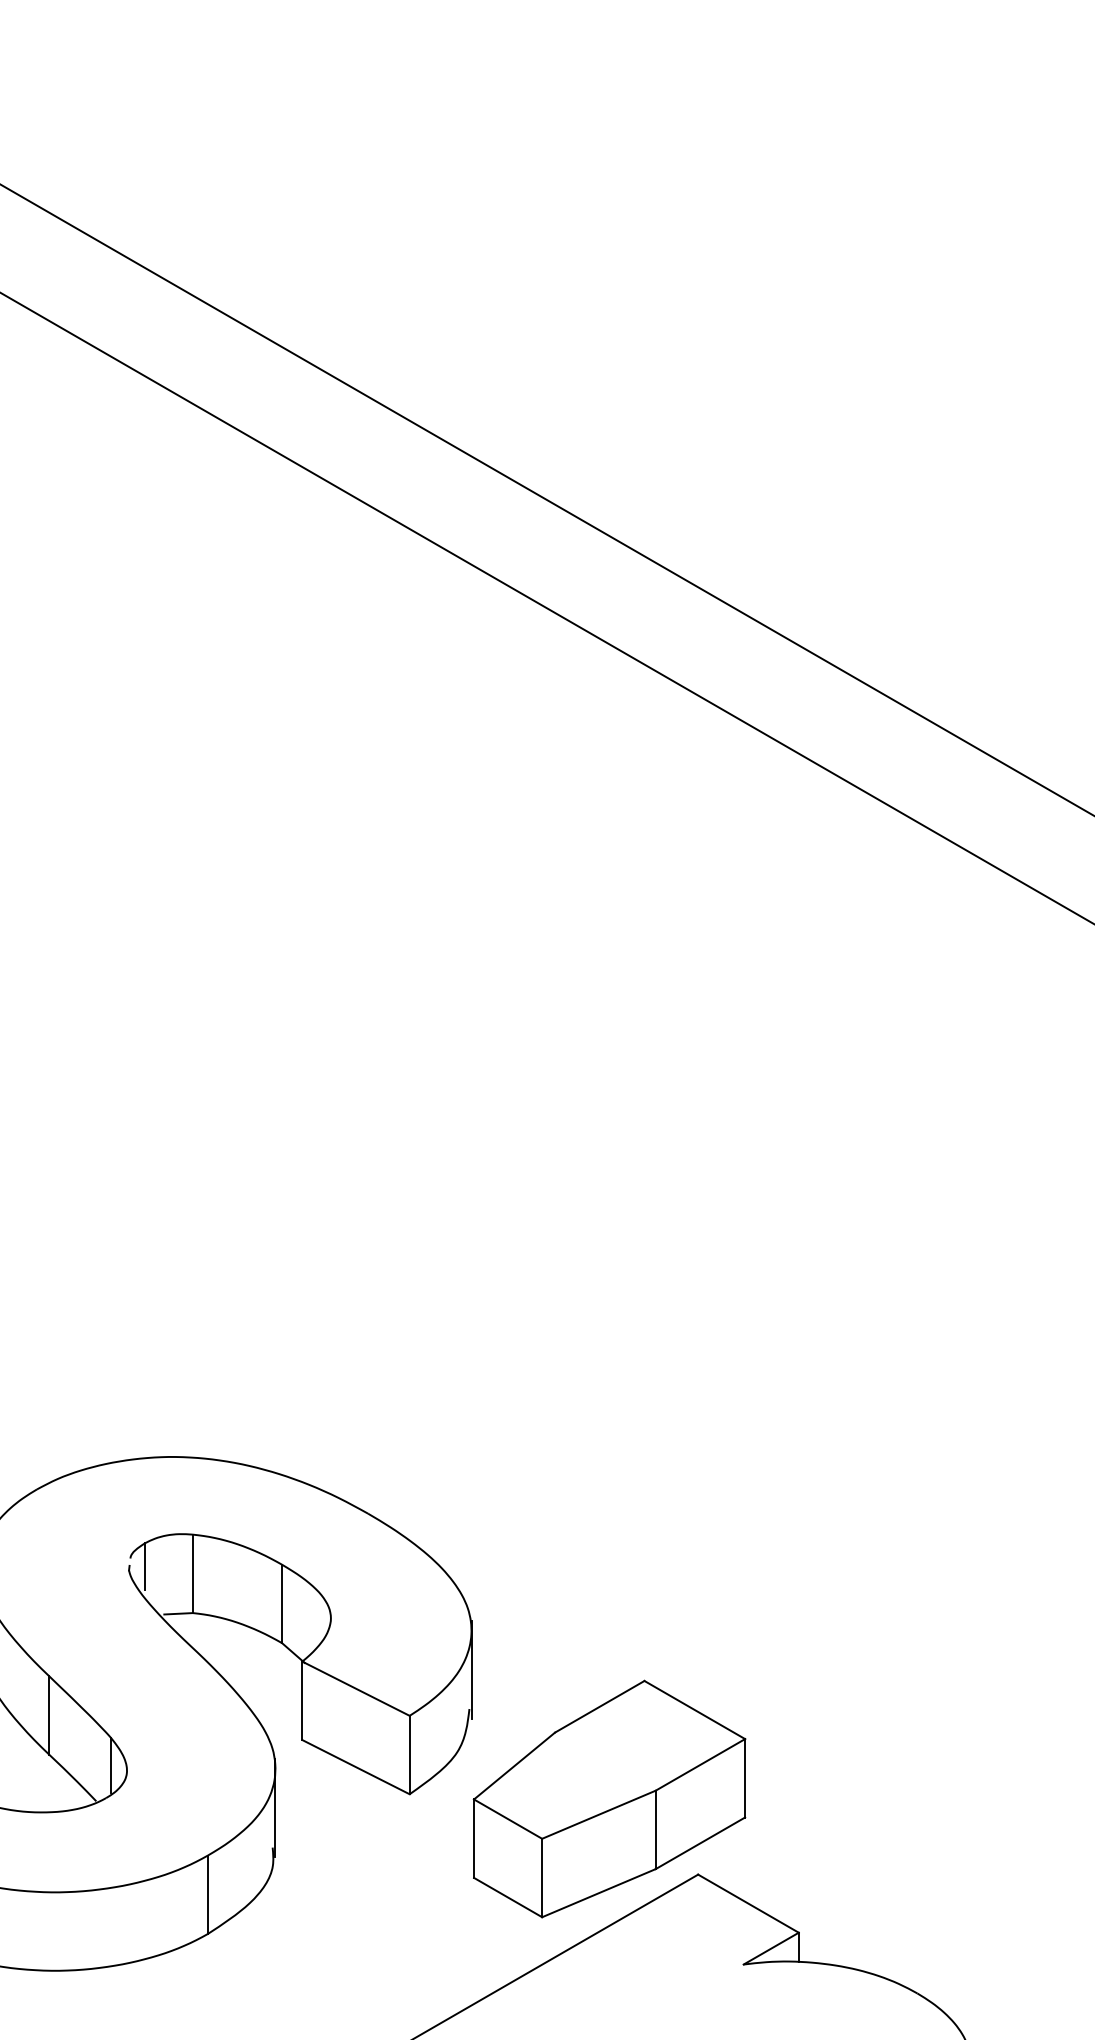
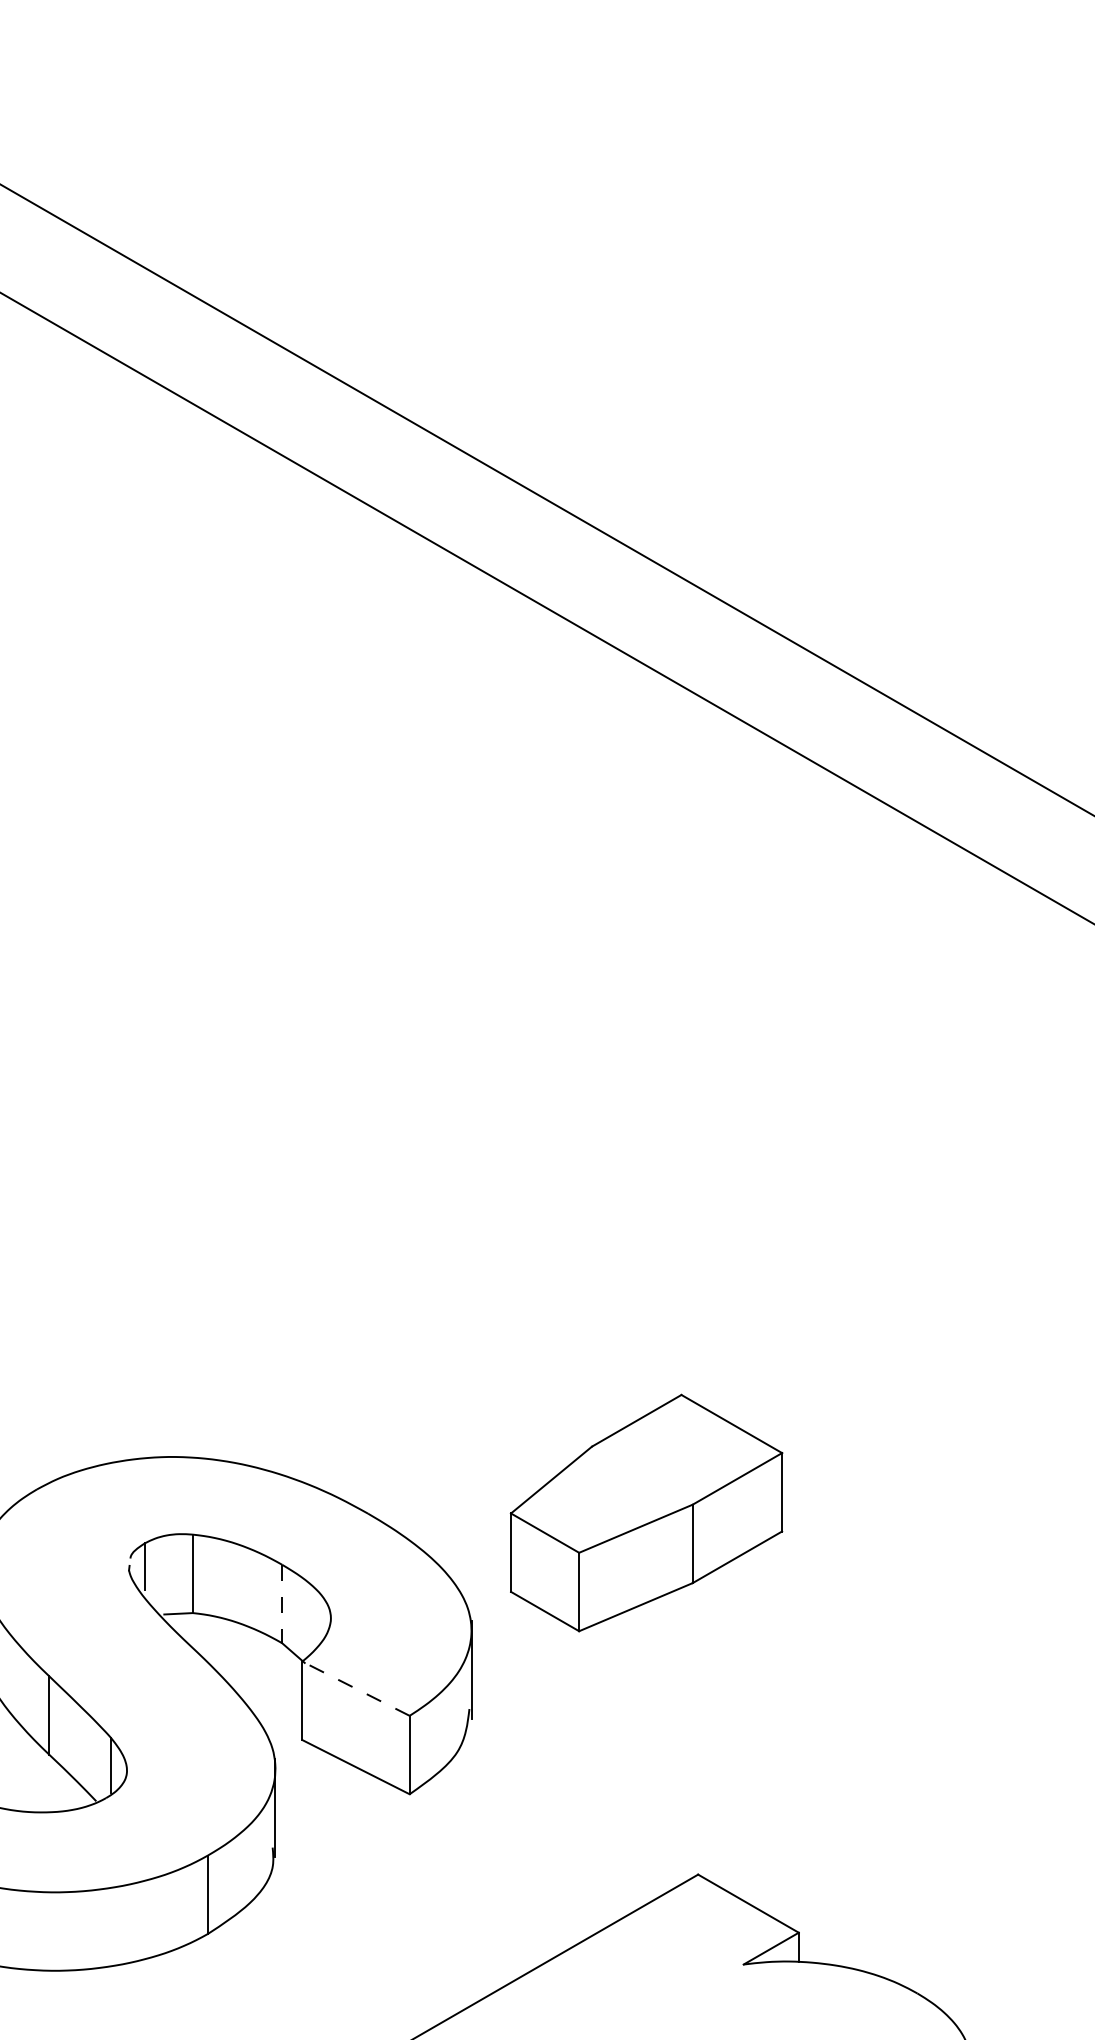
line: solid -> dashed (282, 1604)
line: solid -> dashed (355, 1688)
part position: (609, 1798) -> (646, 1512) (646, 1512)
